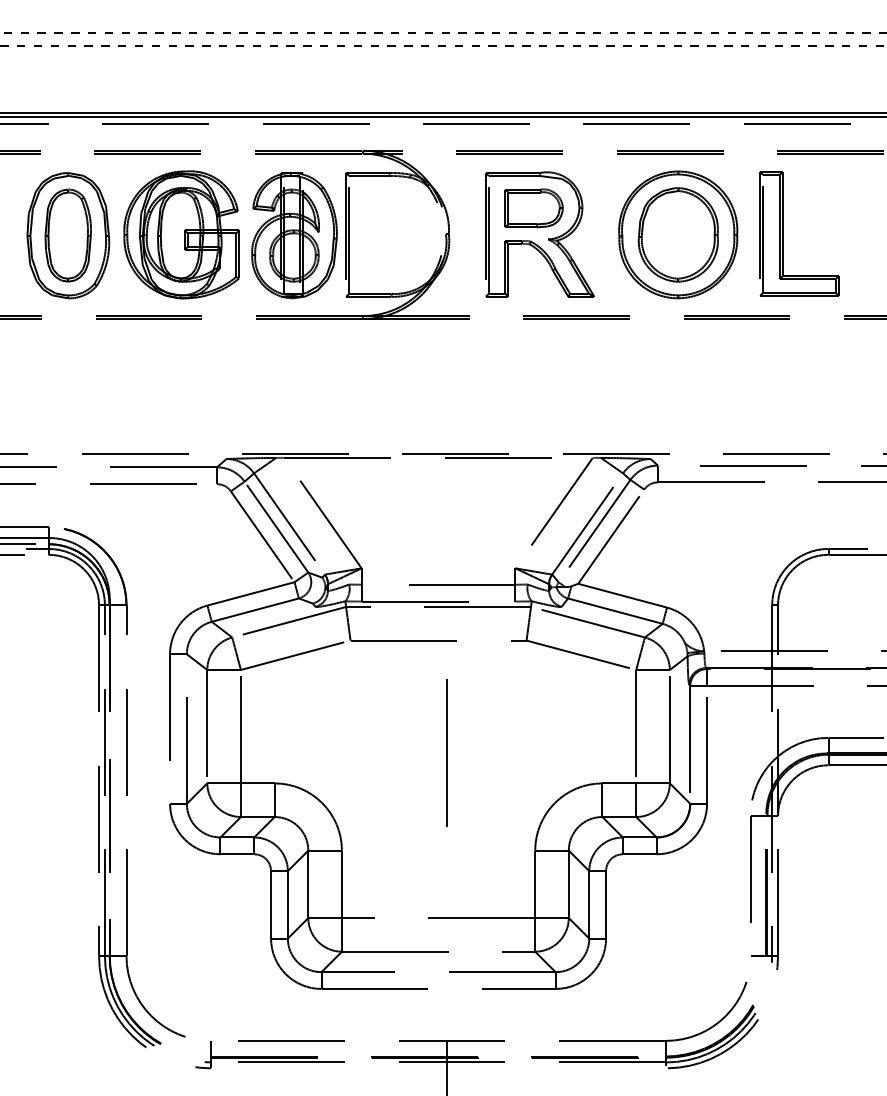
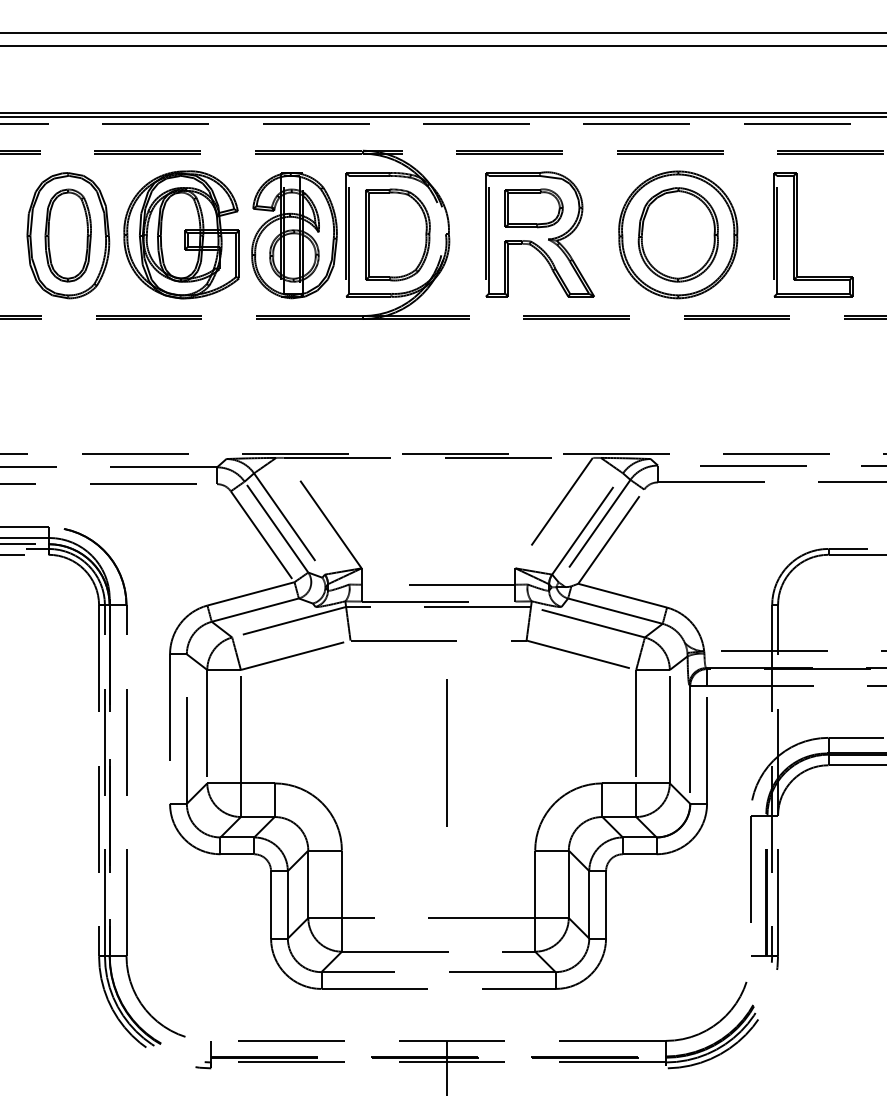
line: dashed -> solid (444, 32)
line: dashed -> solid (443, 46)
part position: (783, 233) -> (797, 234) (797, 234)
part: none -> present (397, 234)
